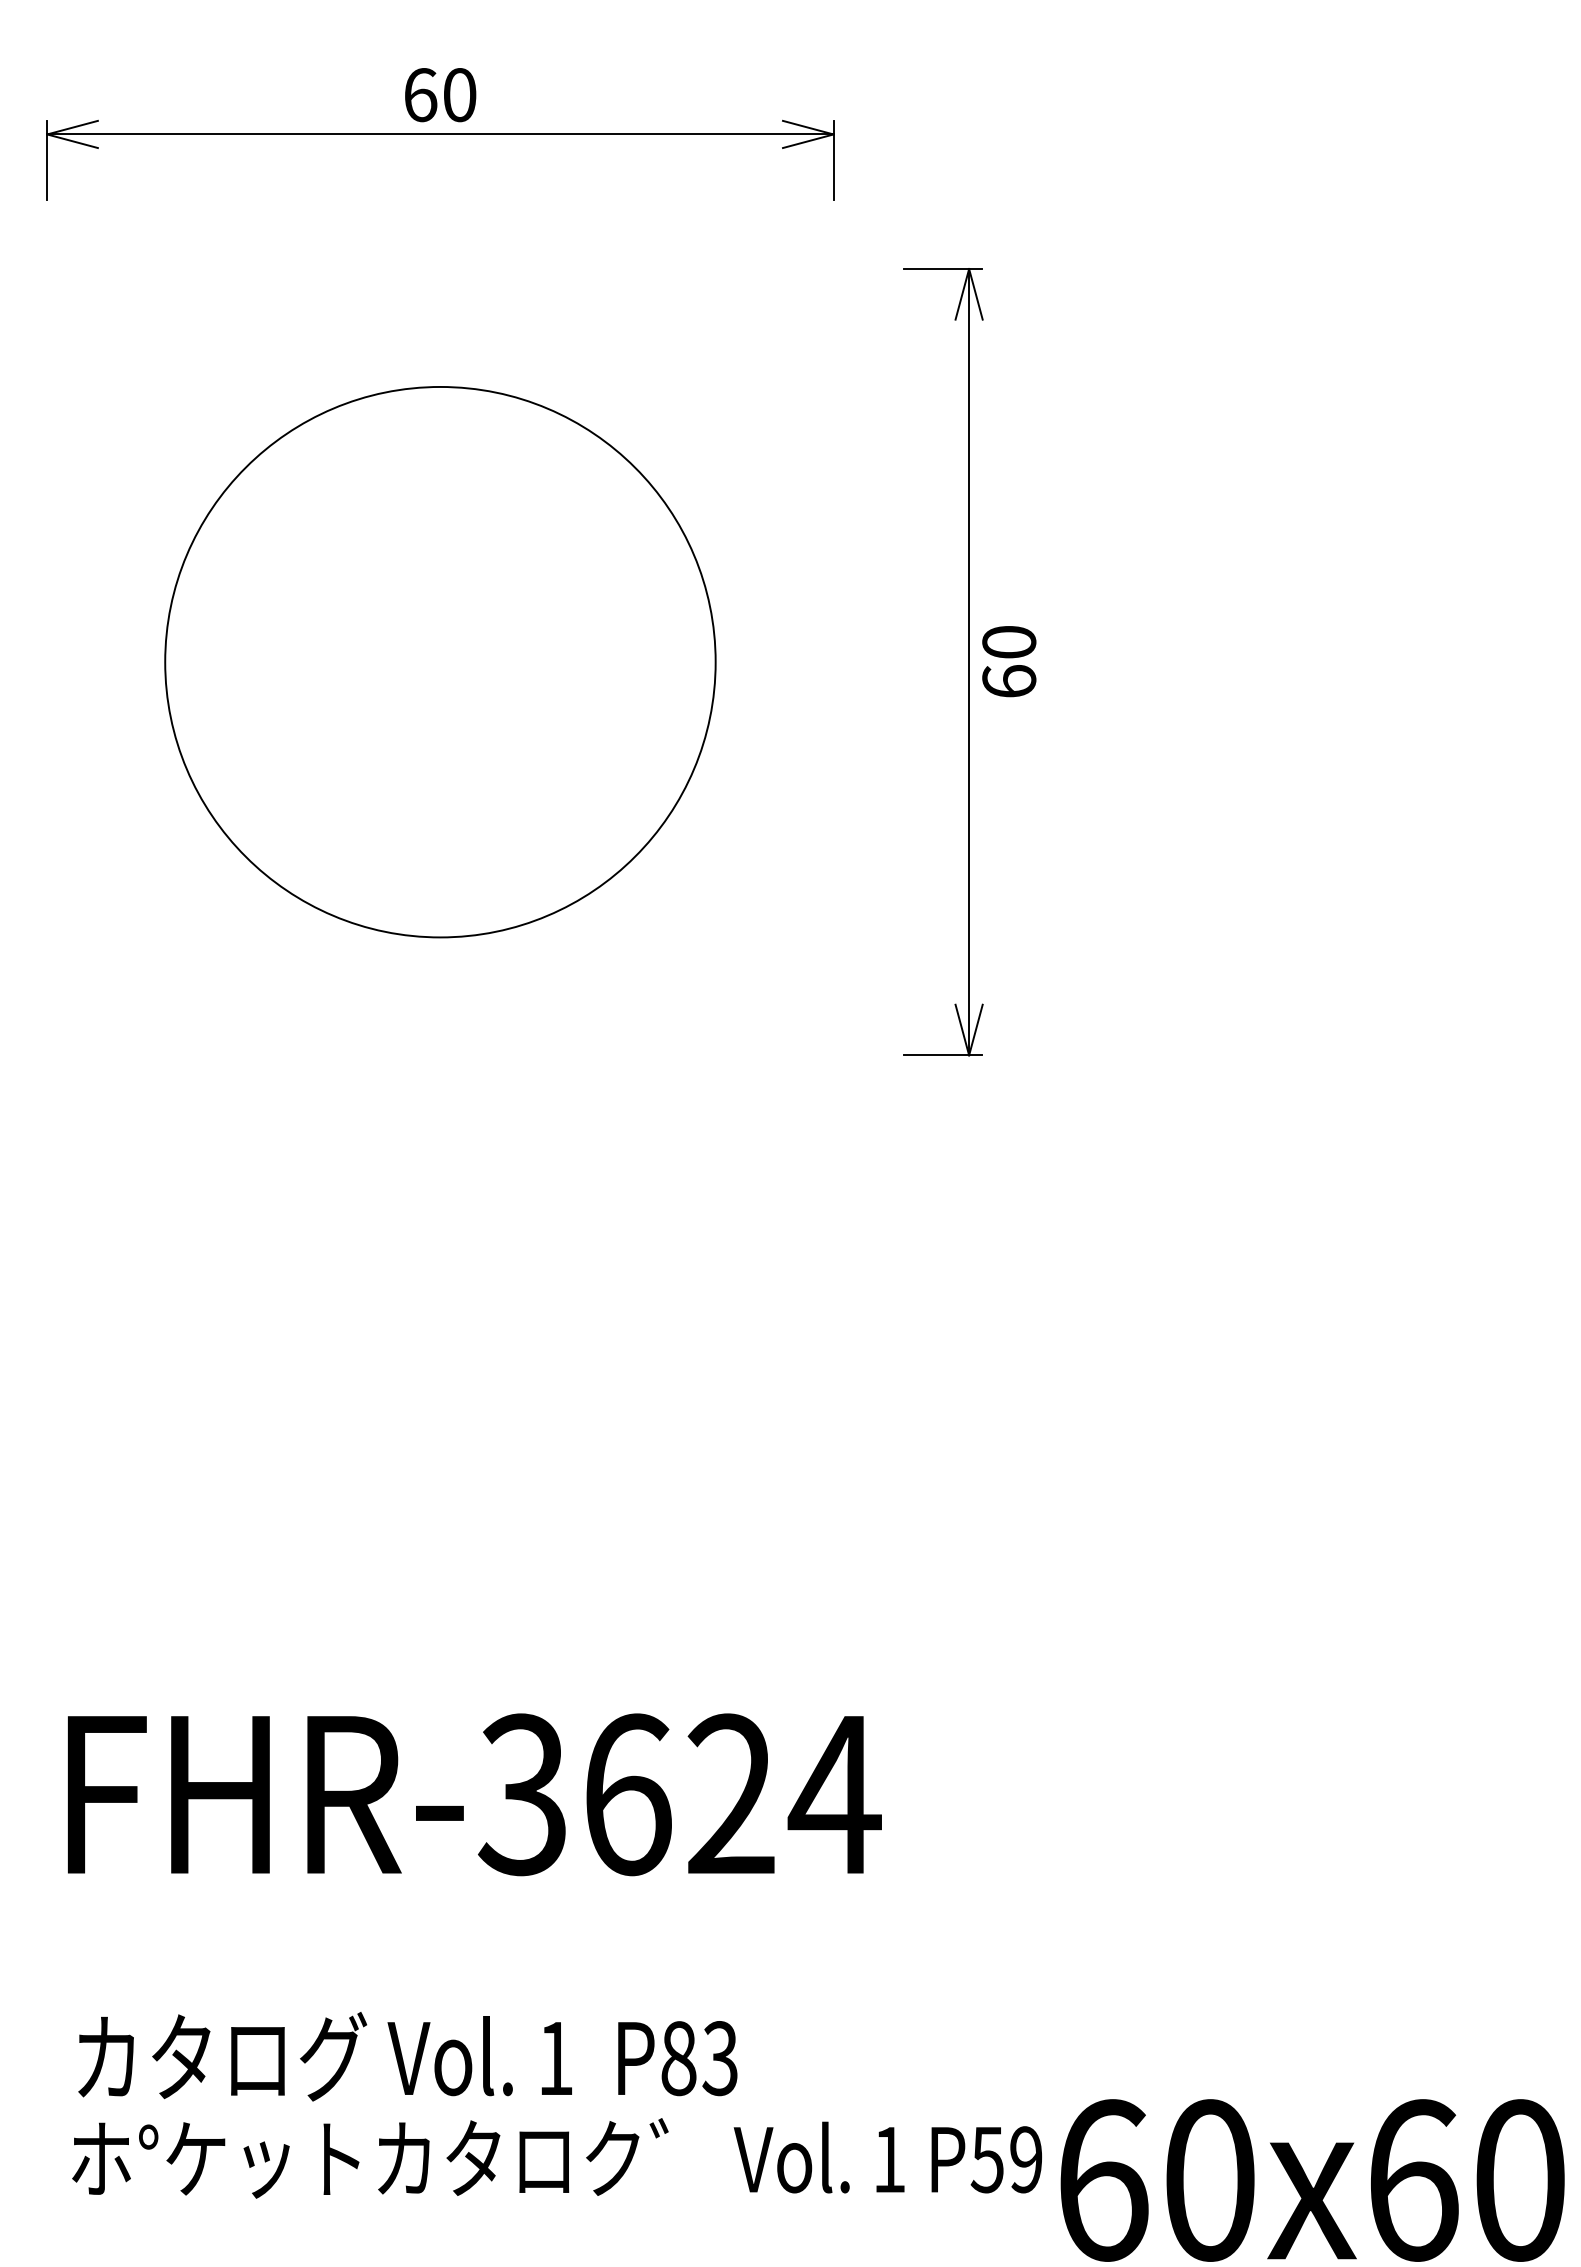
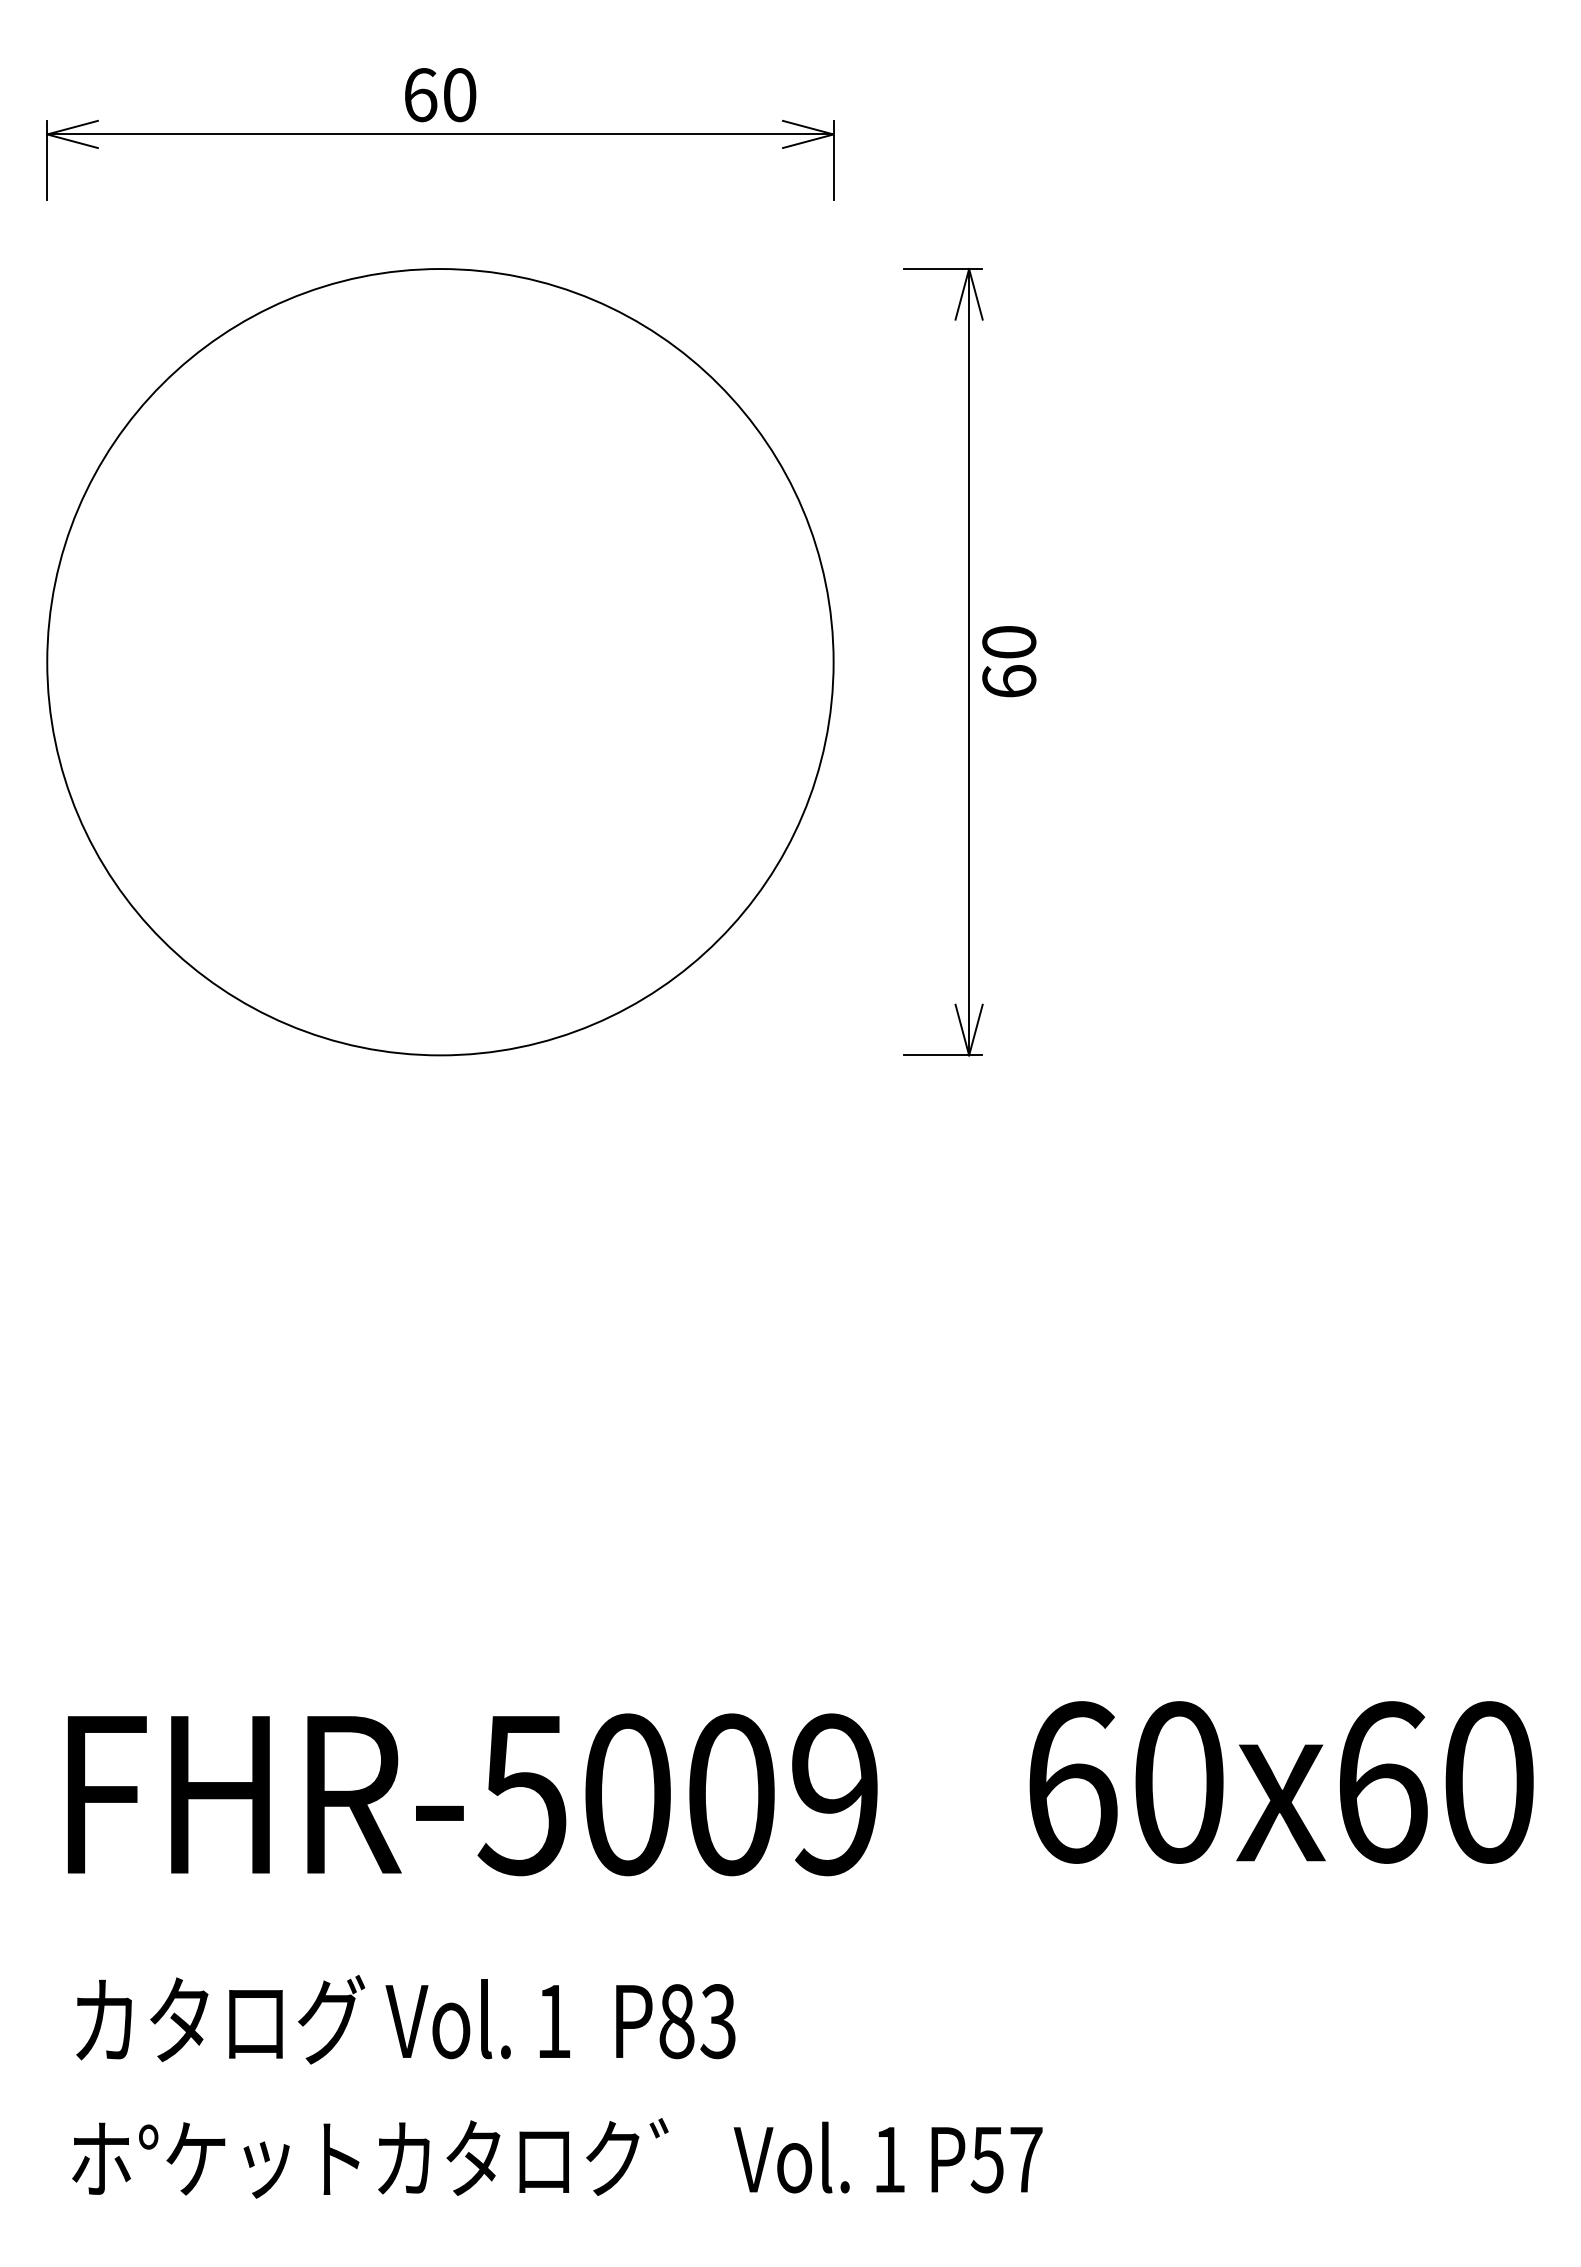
circle diameter: 550 px -> 786 px (440, 662)
text: FHR-3624 -> FHR-5009 (679, 1794)
text position: (407, 2056) -> (405, 2019) (405, 2019)
text: P59 -> P57 (1026, 2159)
text position: (1312, 2180) -> (1281, 1782) (1281, 1782)
